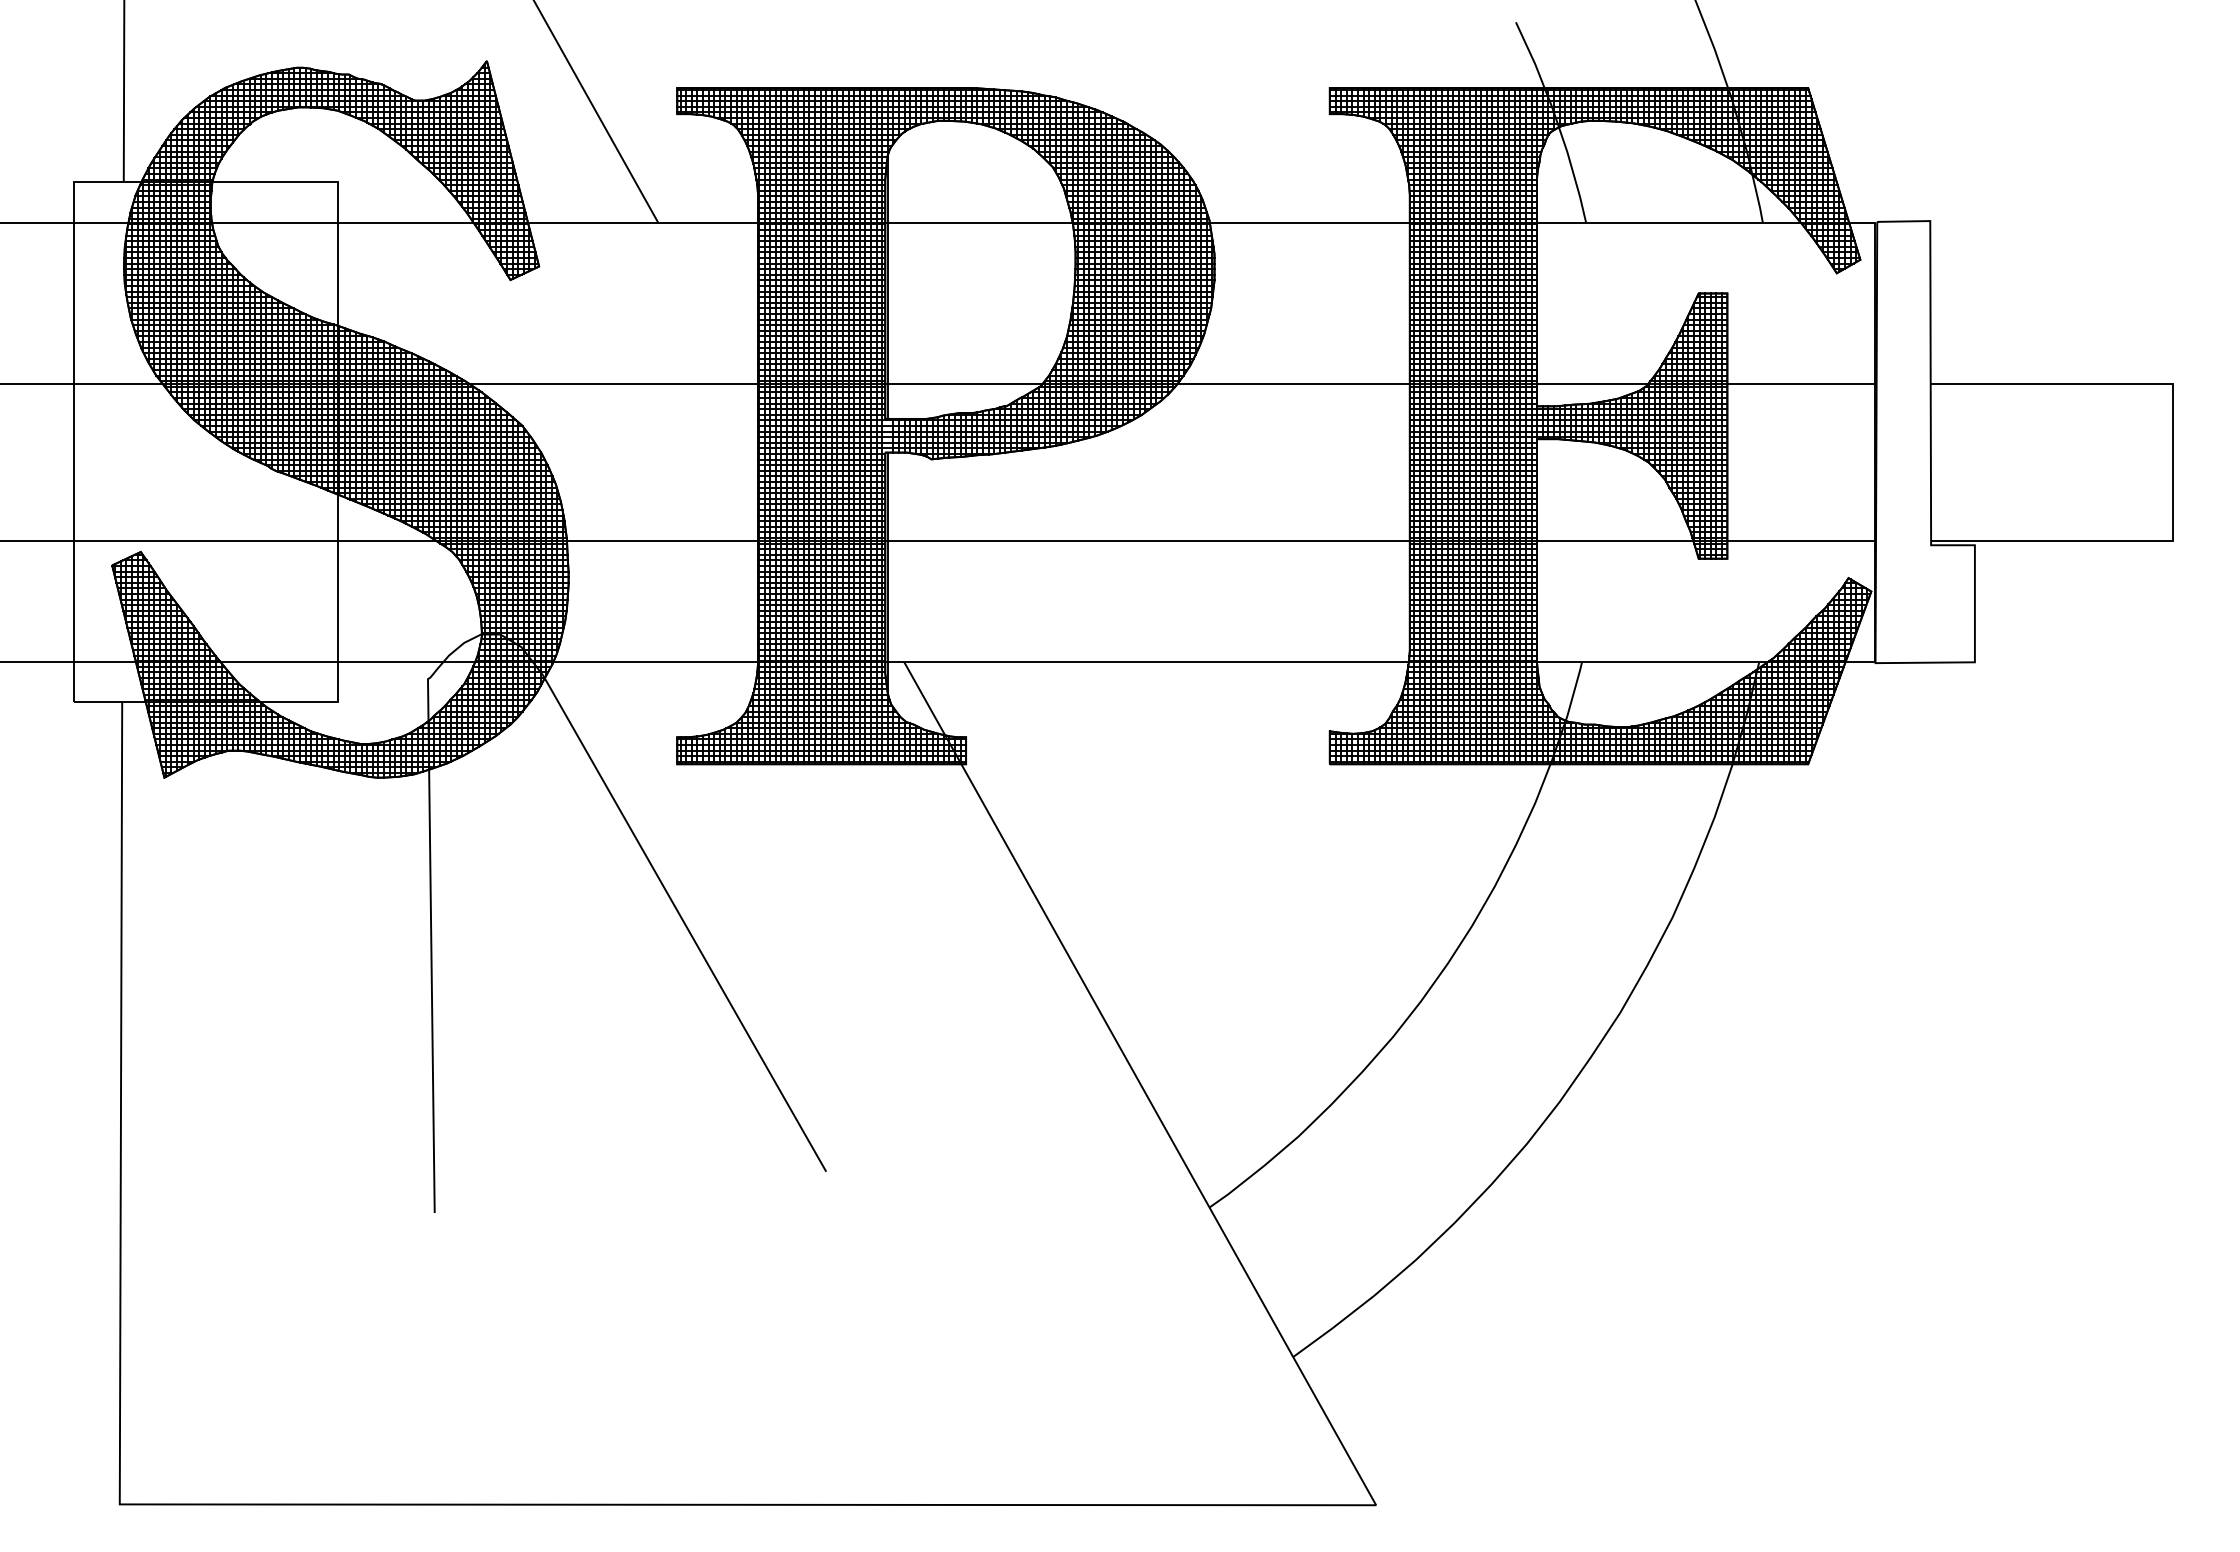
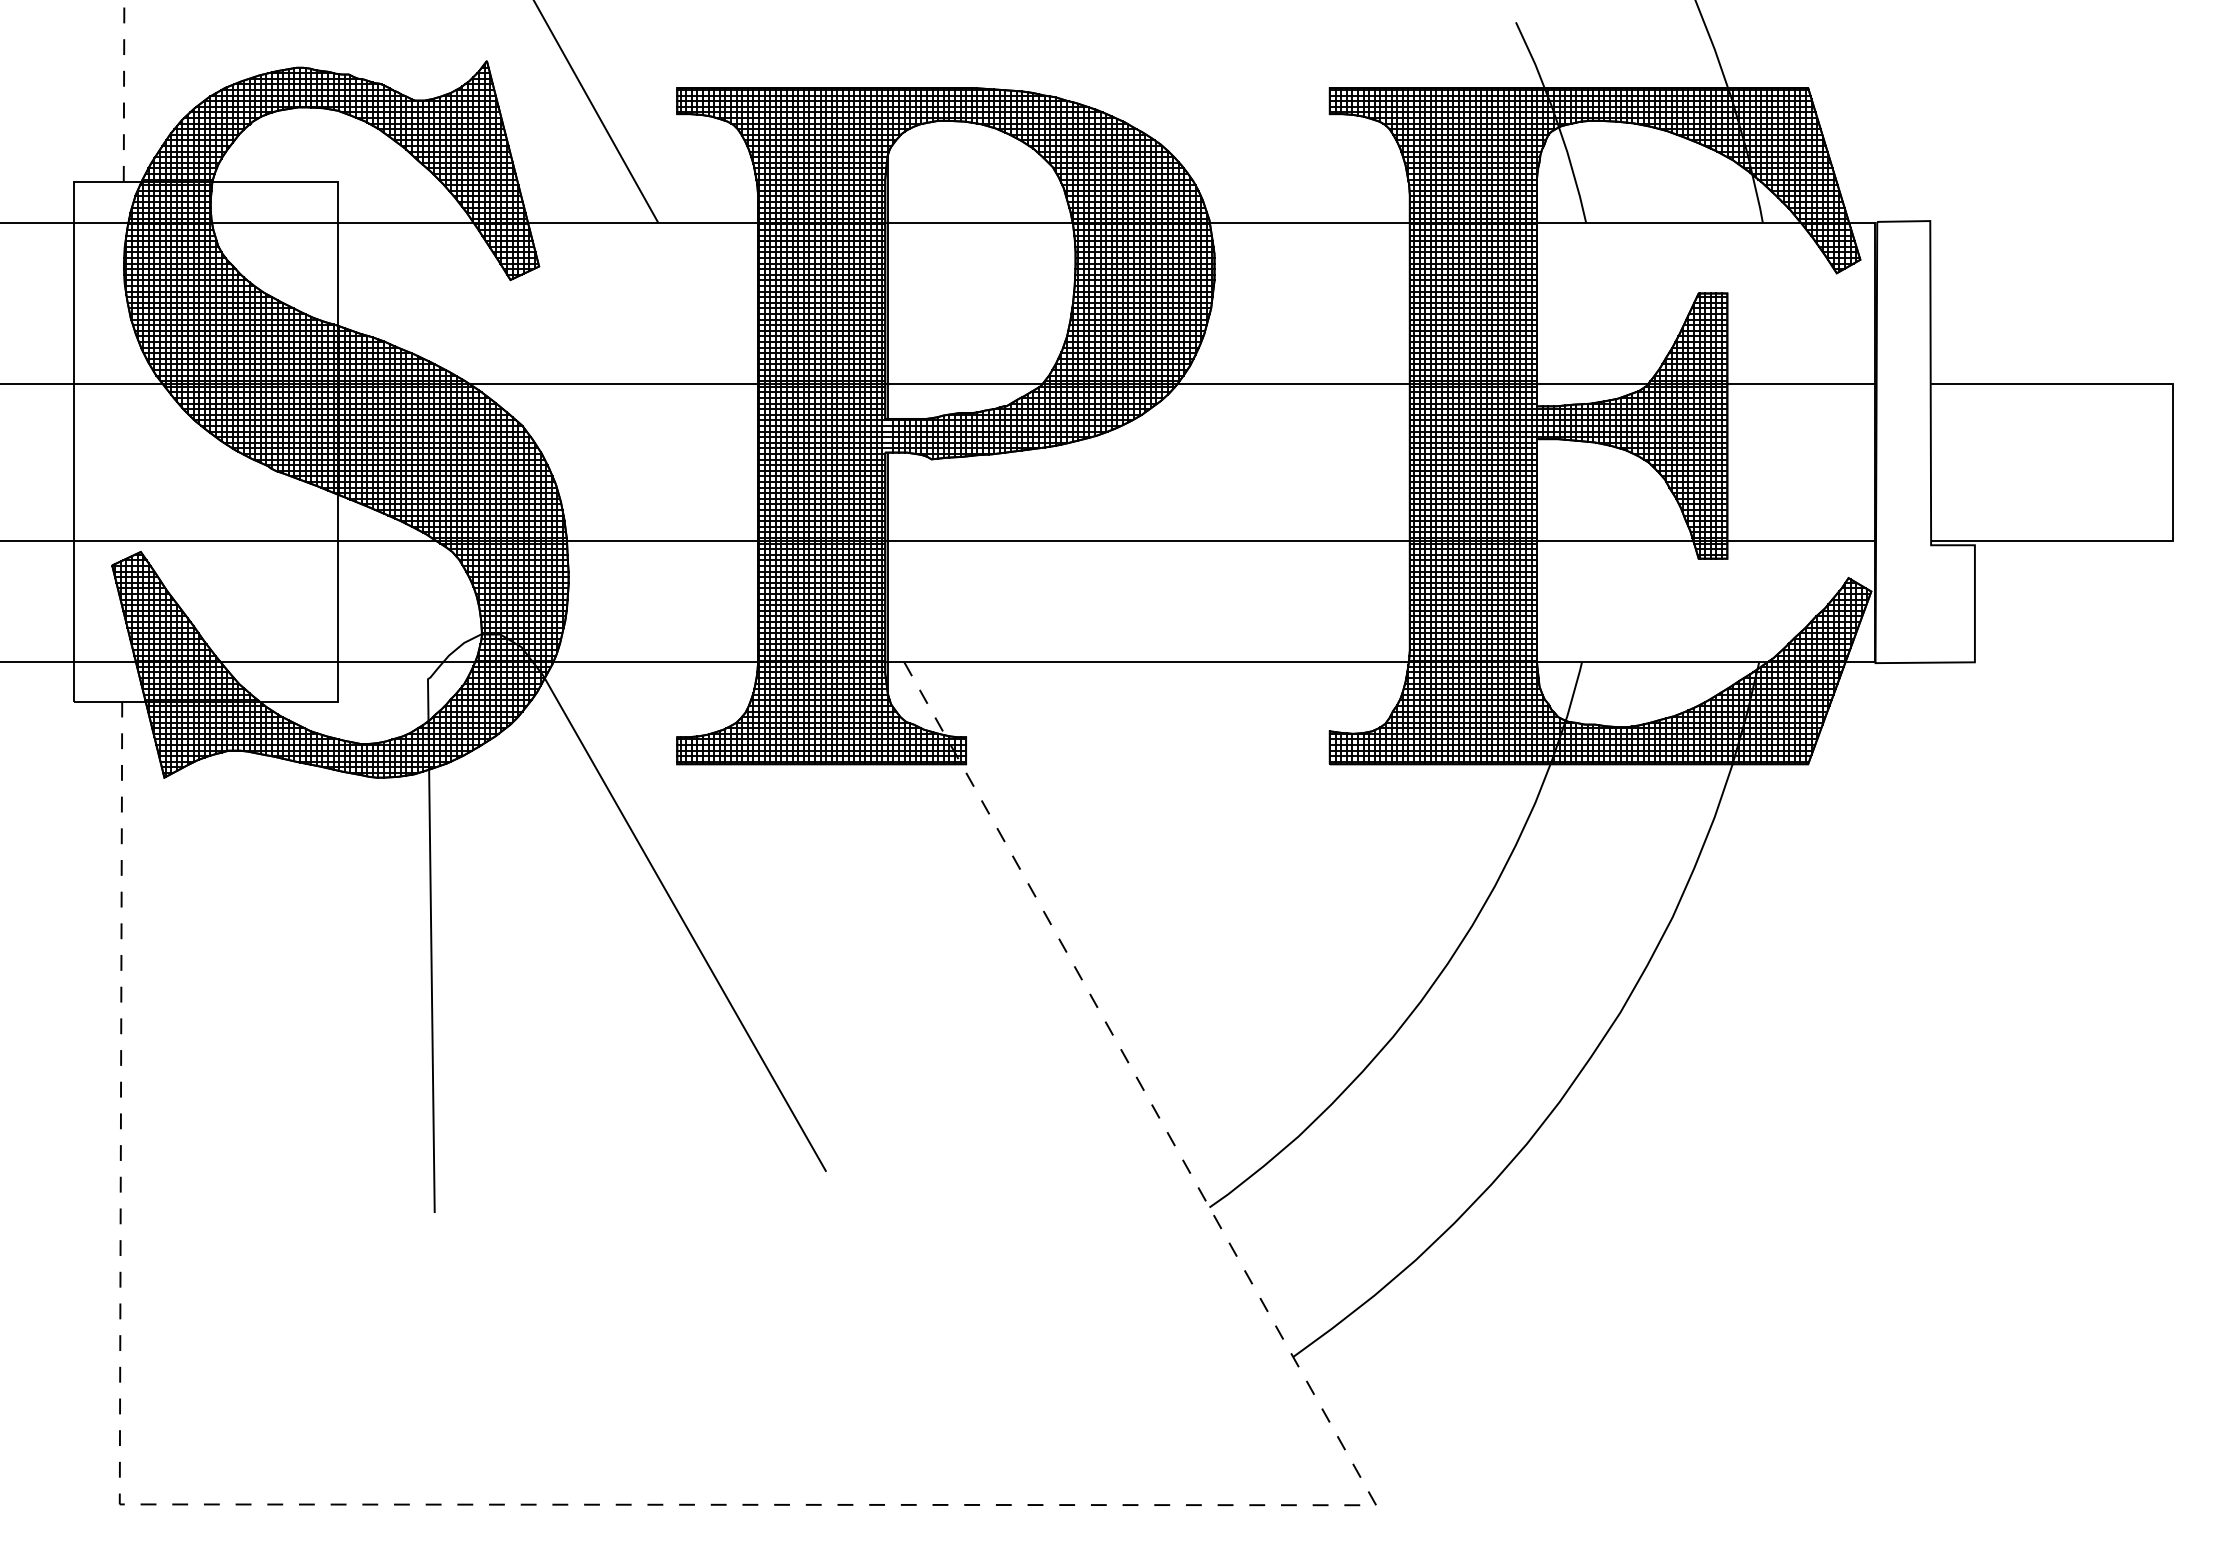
line: solid -> dashed (124, 90)
line: solid -> dashed (829, 1504)
